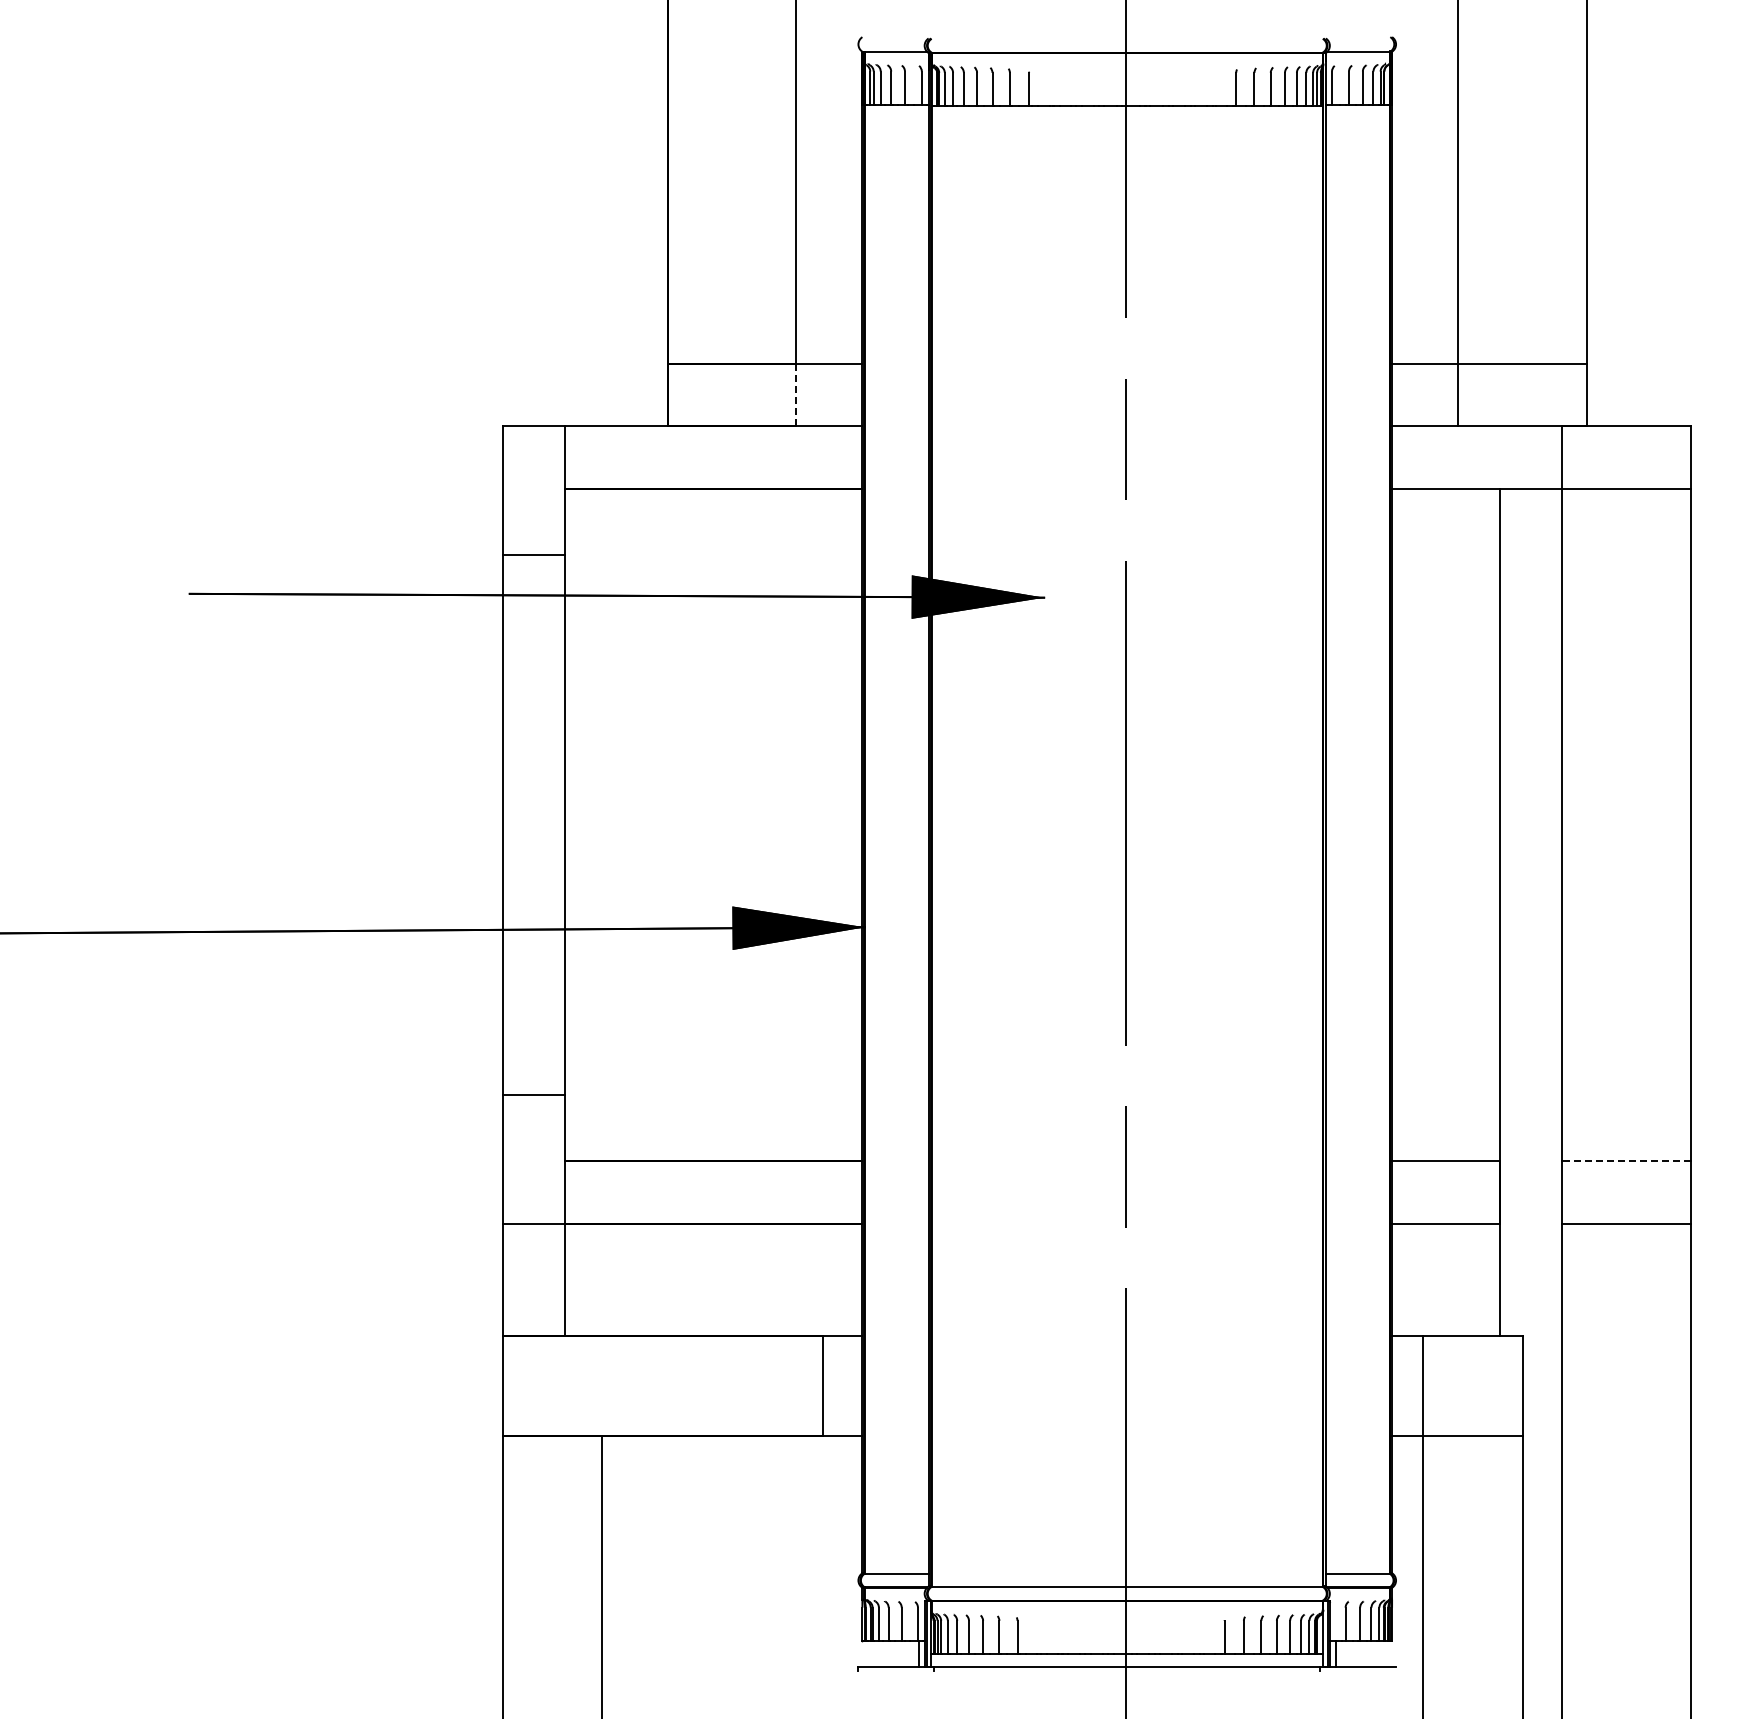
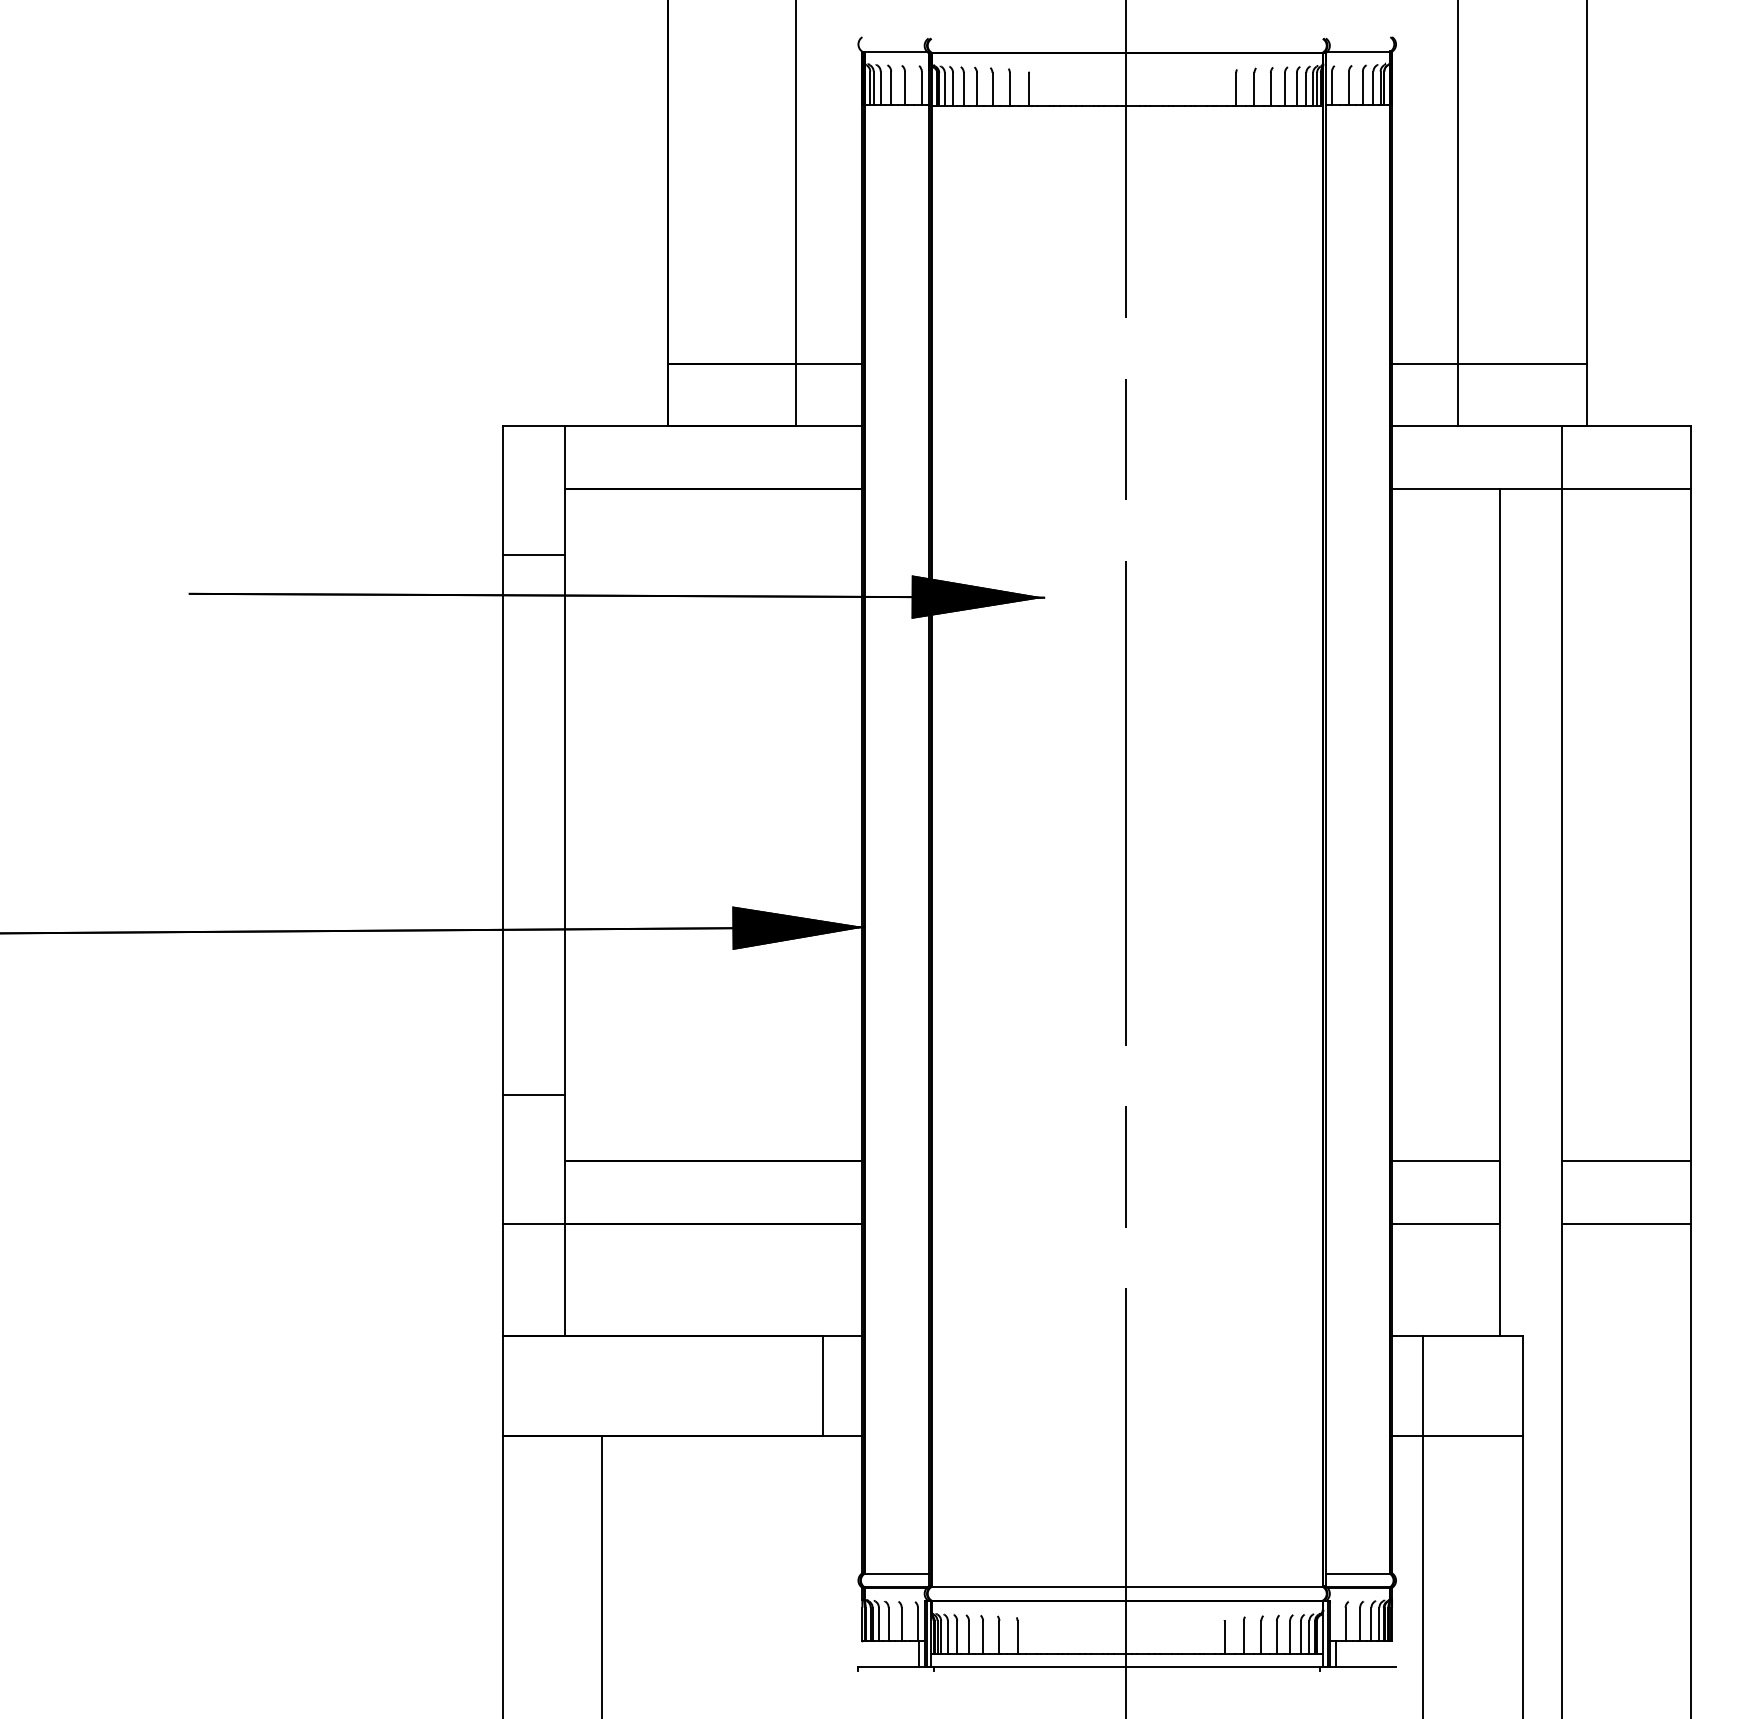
line: dashed -> solid (796, 394)
line: dashed -> solid (1625, 1161)
